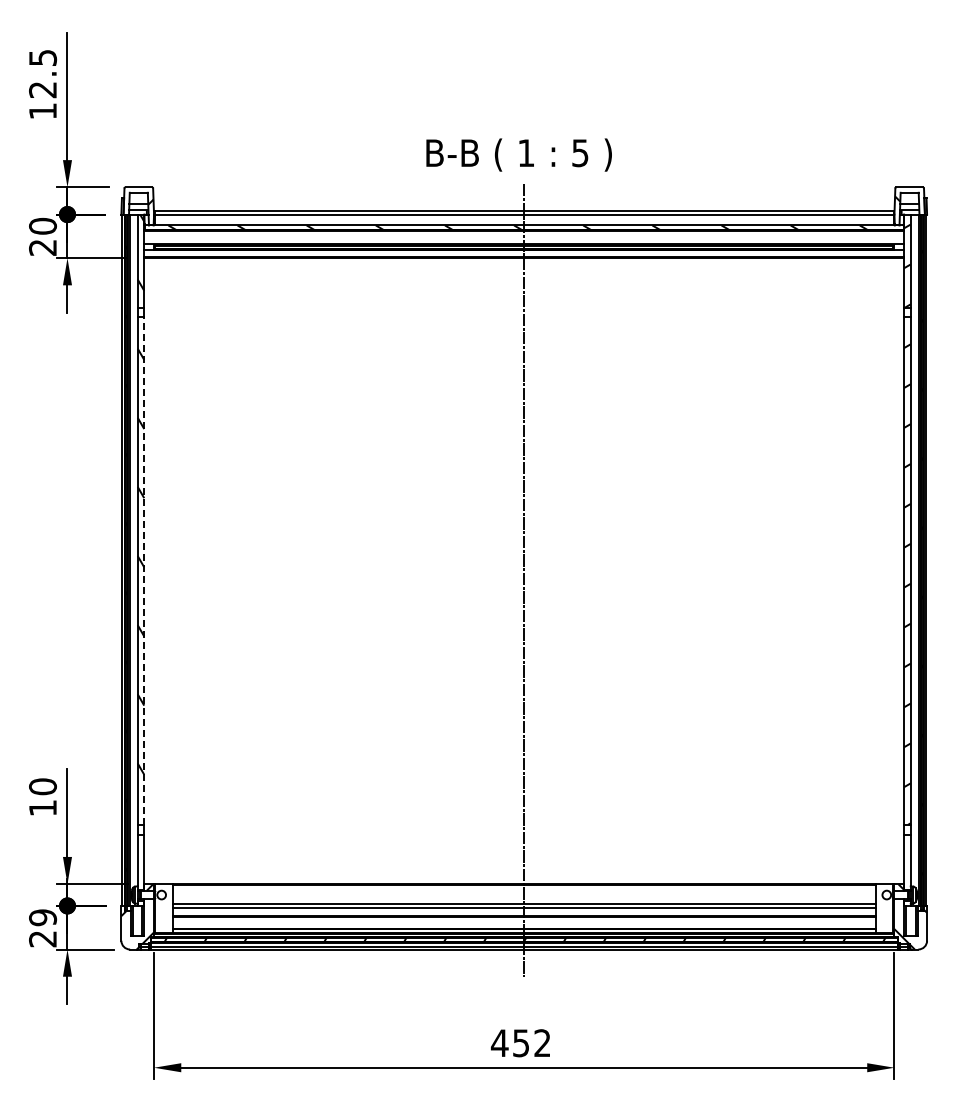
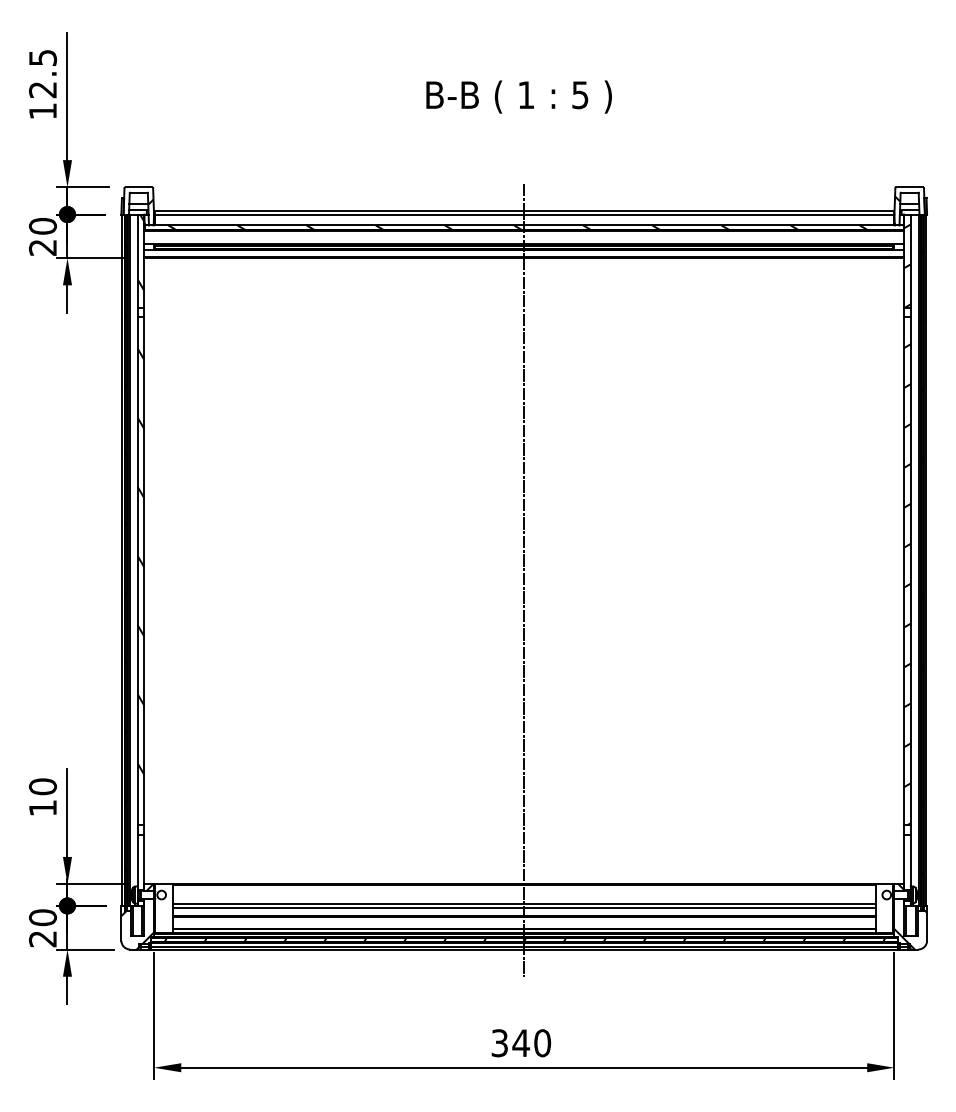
text position: (518, 154) -> (518, 96) (518, 96)
line: dashed -> solid (144, 571)
text: 29 -> 20 (43, 917)
text: 452 -> 340 (520, 1043)
